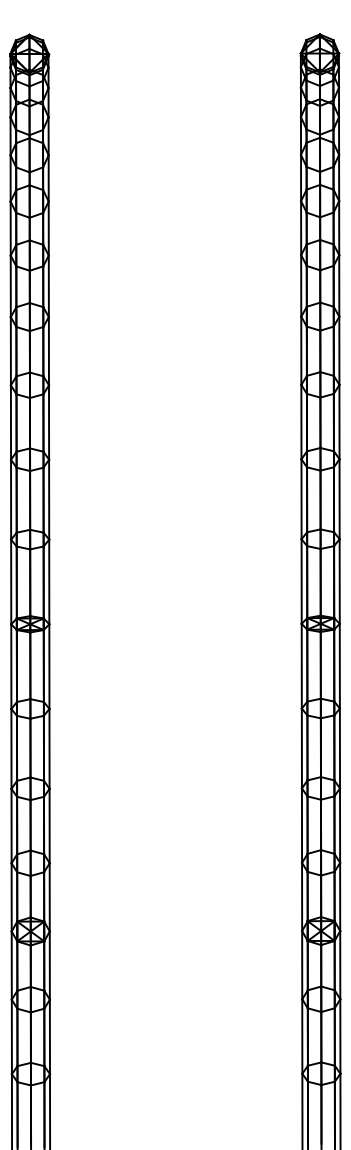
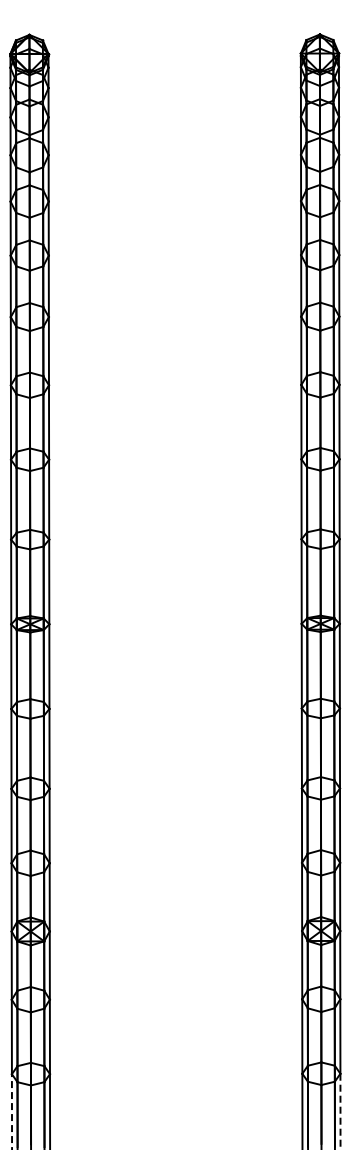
line: solid -> dashed (11, 1111)
line: solid -> dashed (340, 1111)
